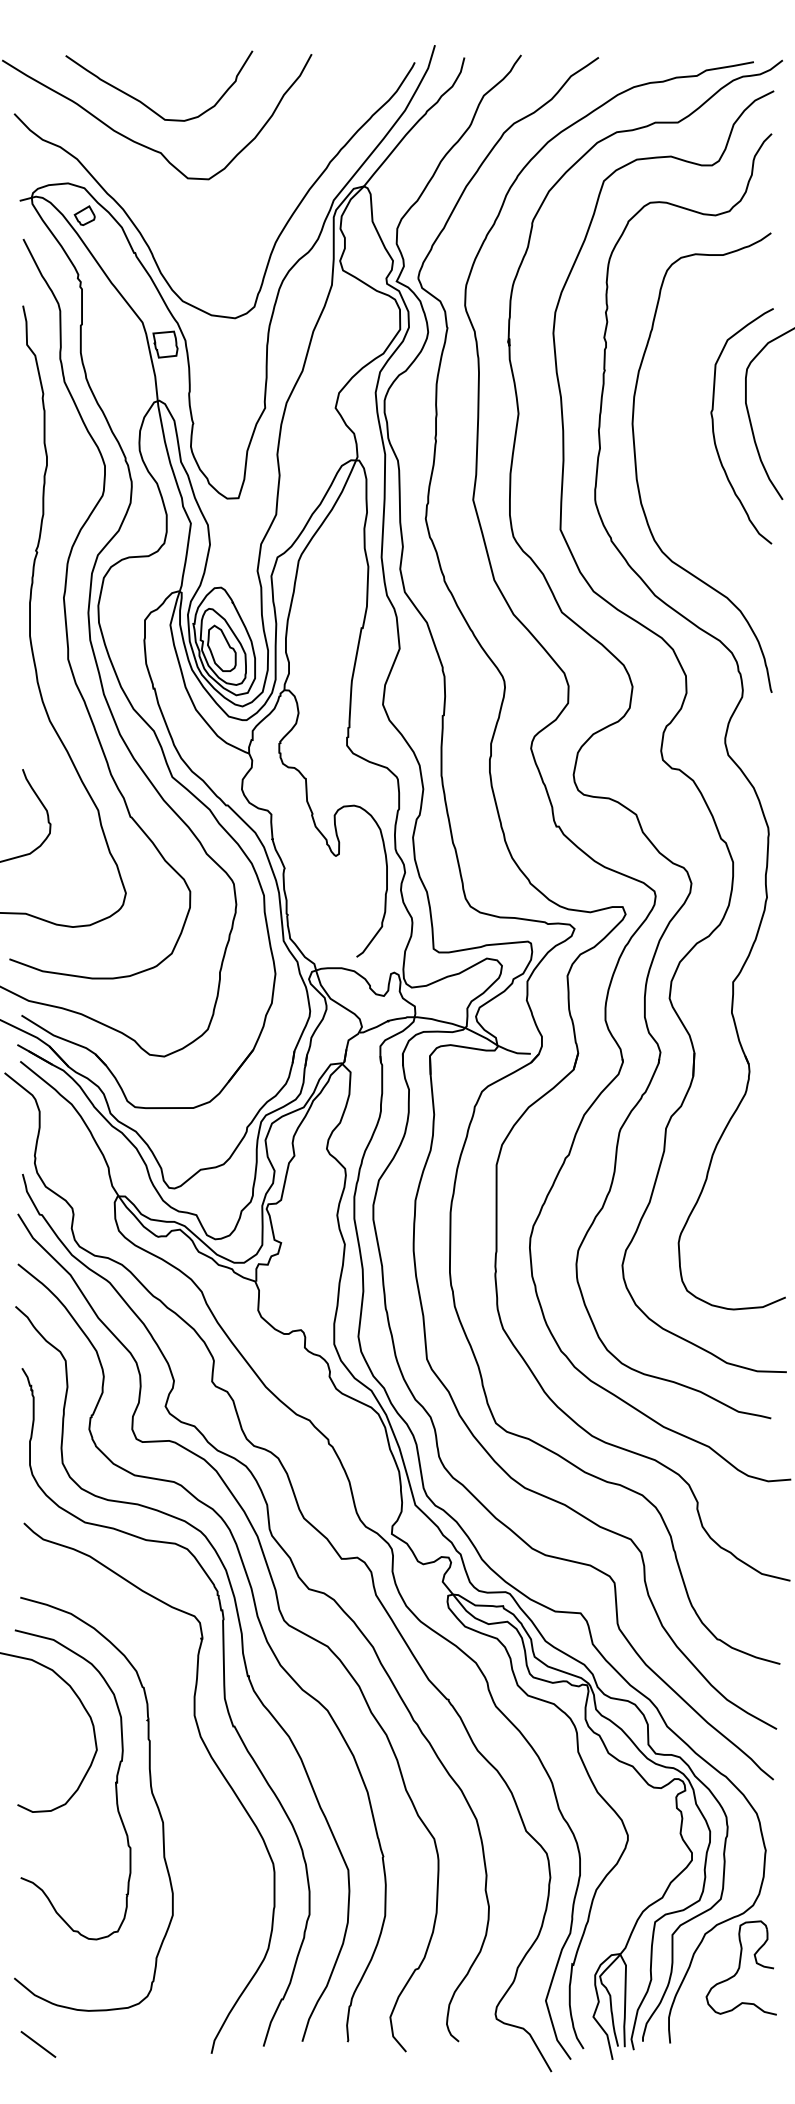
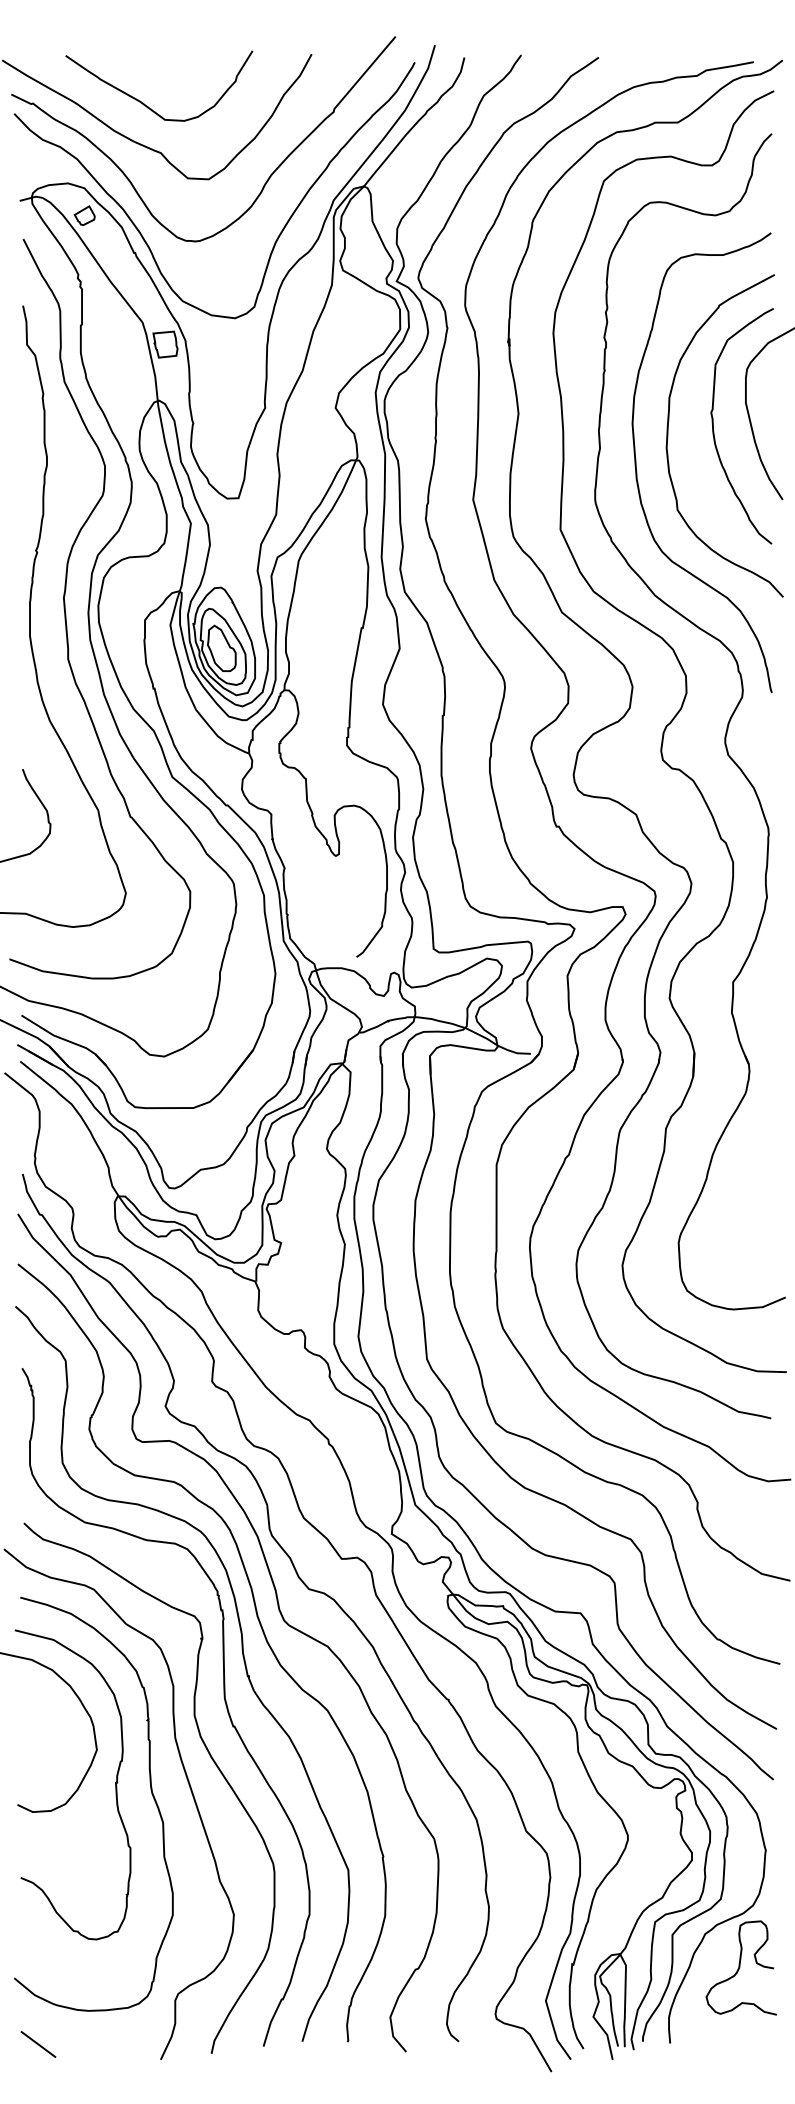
curve: none -> present (266, 180)
curve: none -> present (668, 435)
curve: none -> present (187, 1782)
